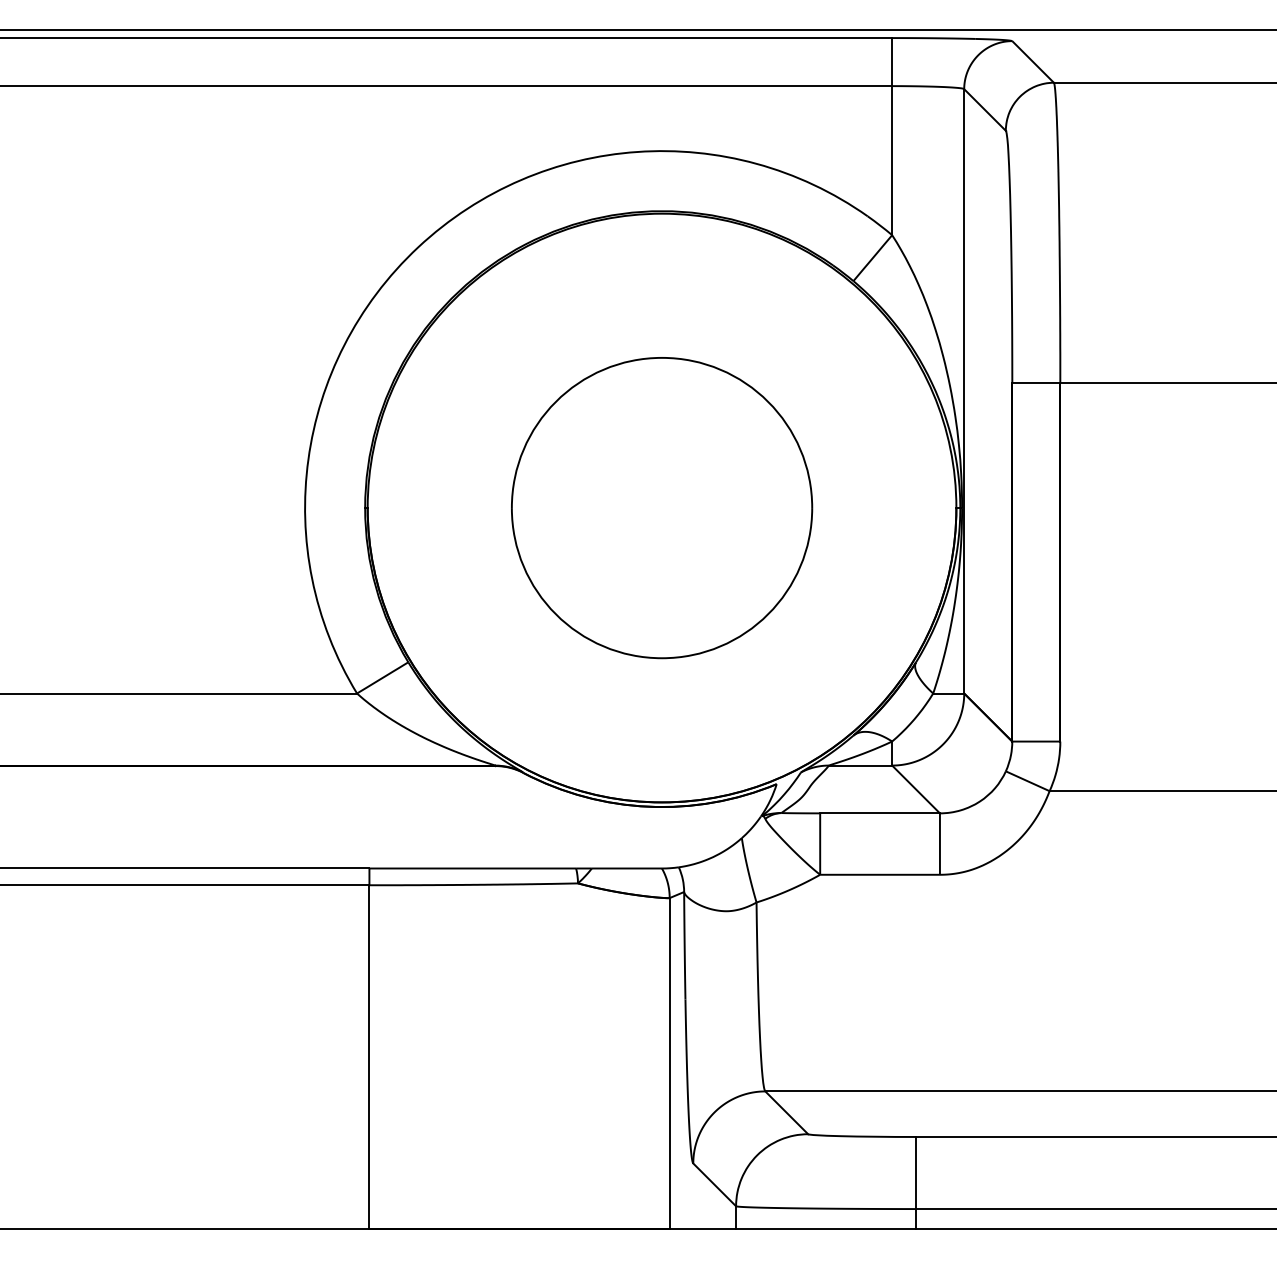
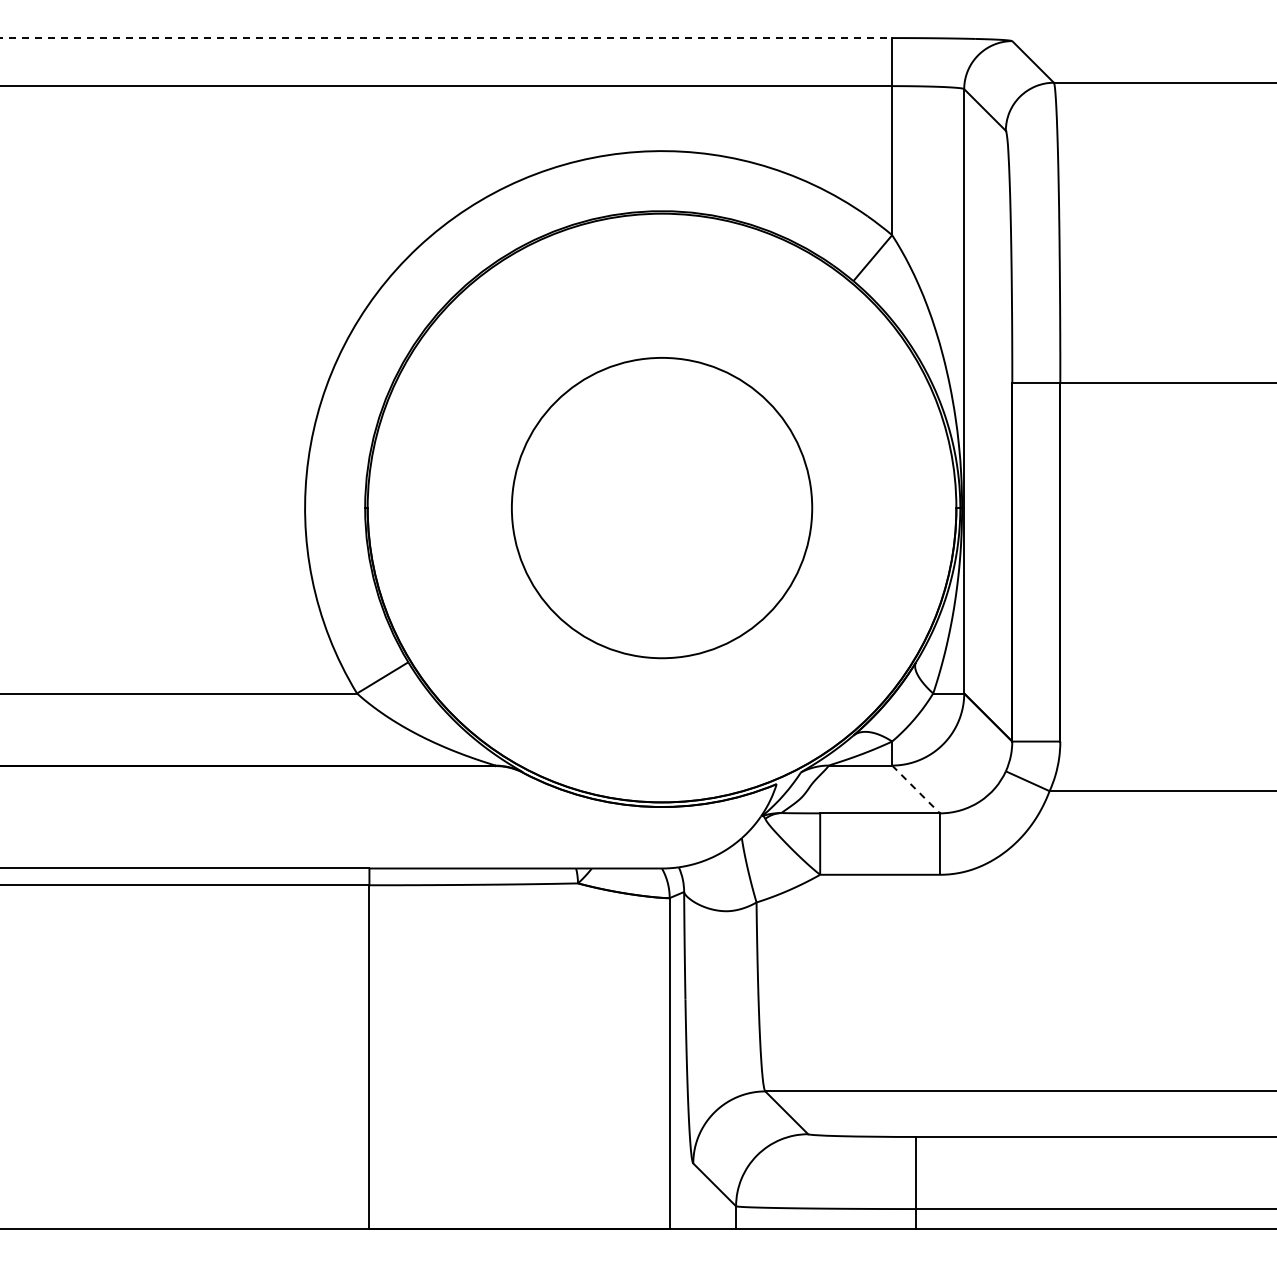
line: present -> none (637, 29)
line: solid -> dashed (446, 38)
line: solid -> dashed (916, 789)
